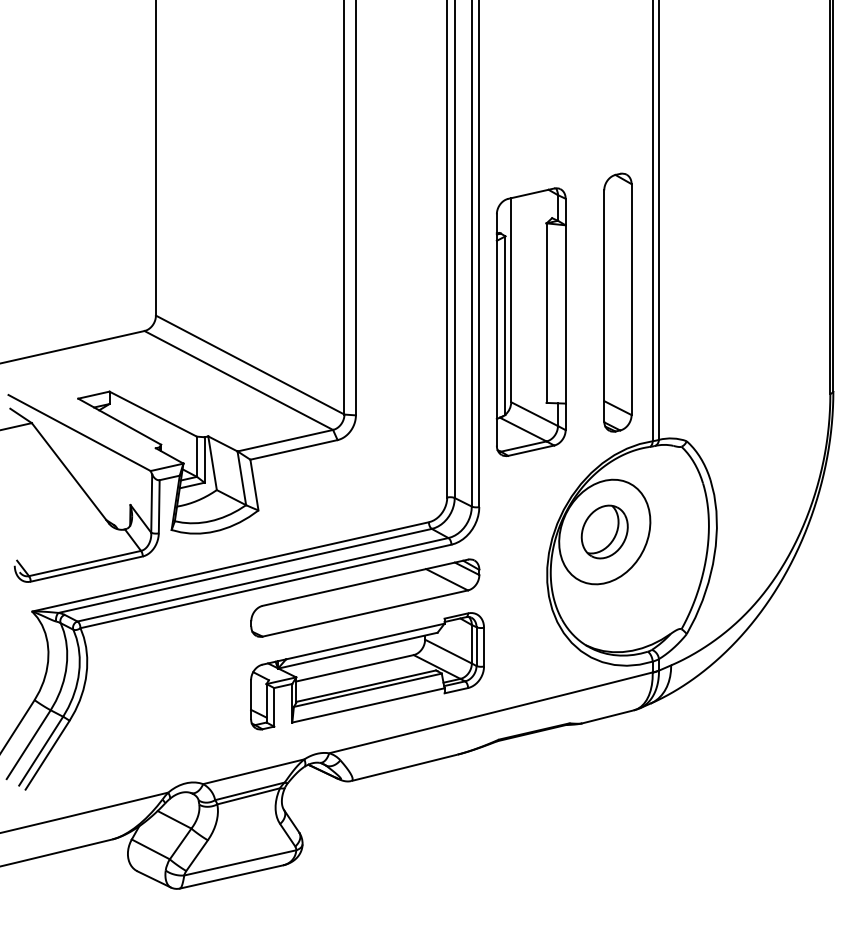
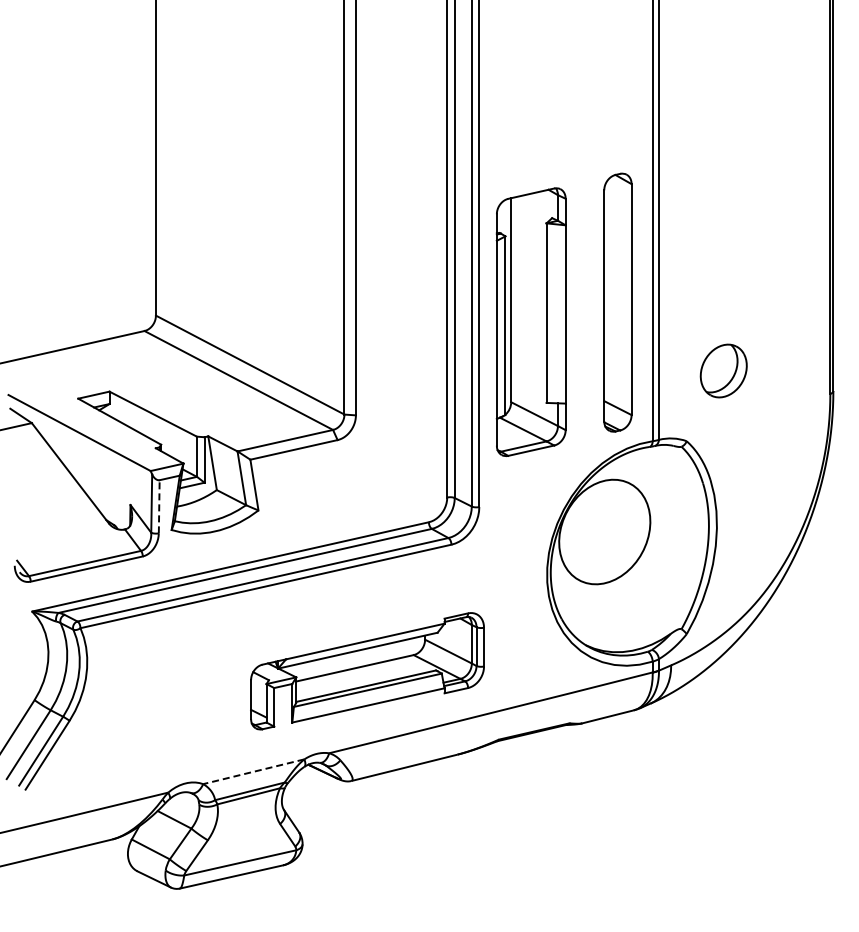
line: solid -> dashed (159, 506)
part position: (604, 531) -> (723, 370) (723, 370)
part: present -> none (365, 597)
line: solid -> dashed (253, 771)
